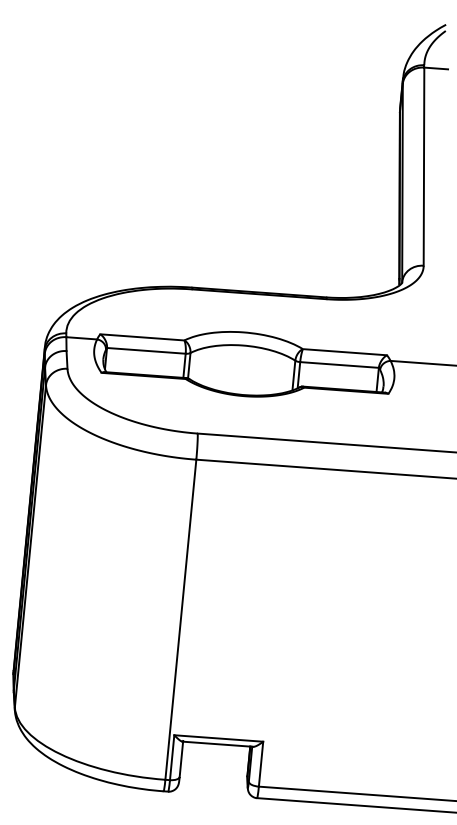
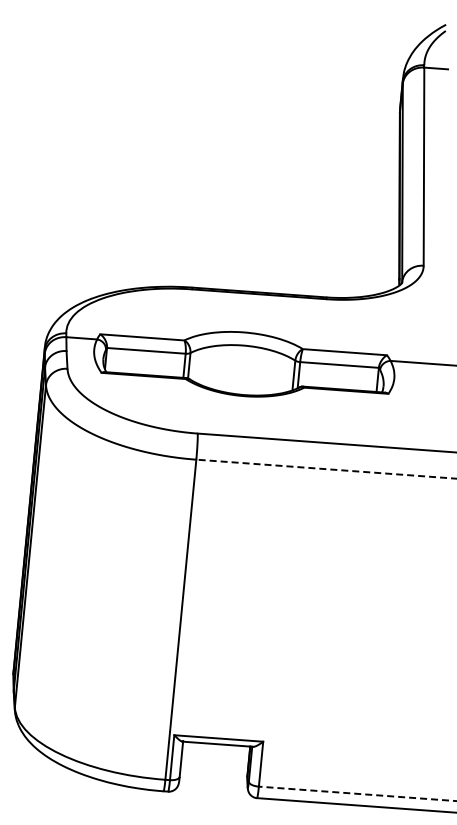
line: solid -> dashed (325, 469)
line: solid -> dashed (357, 793)
